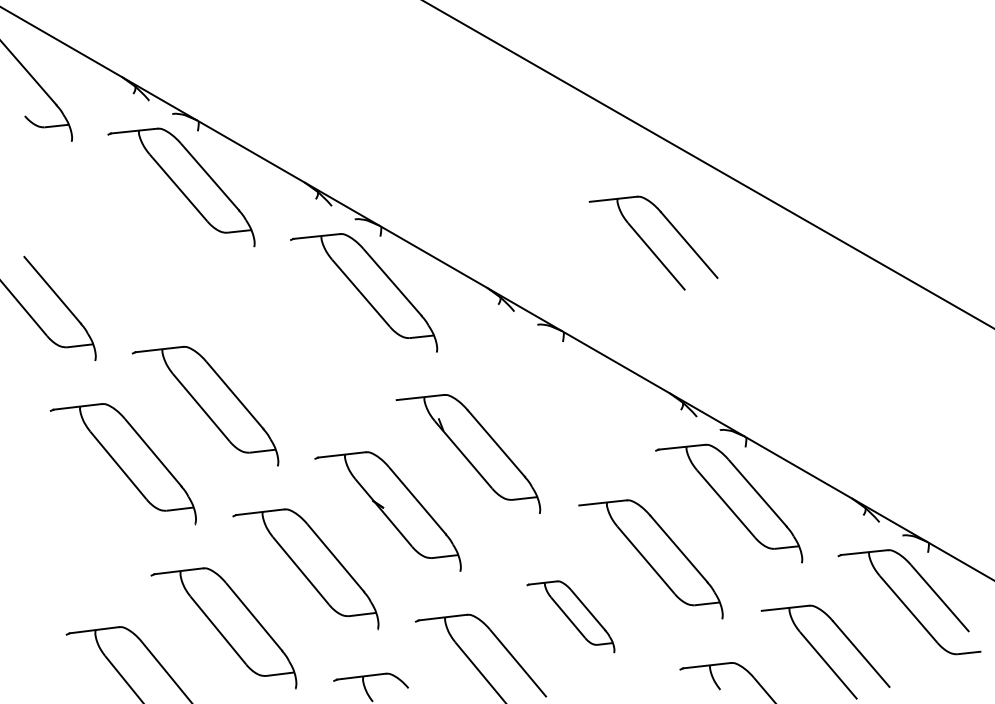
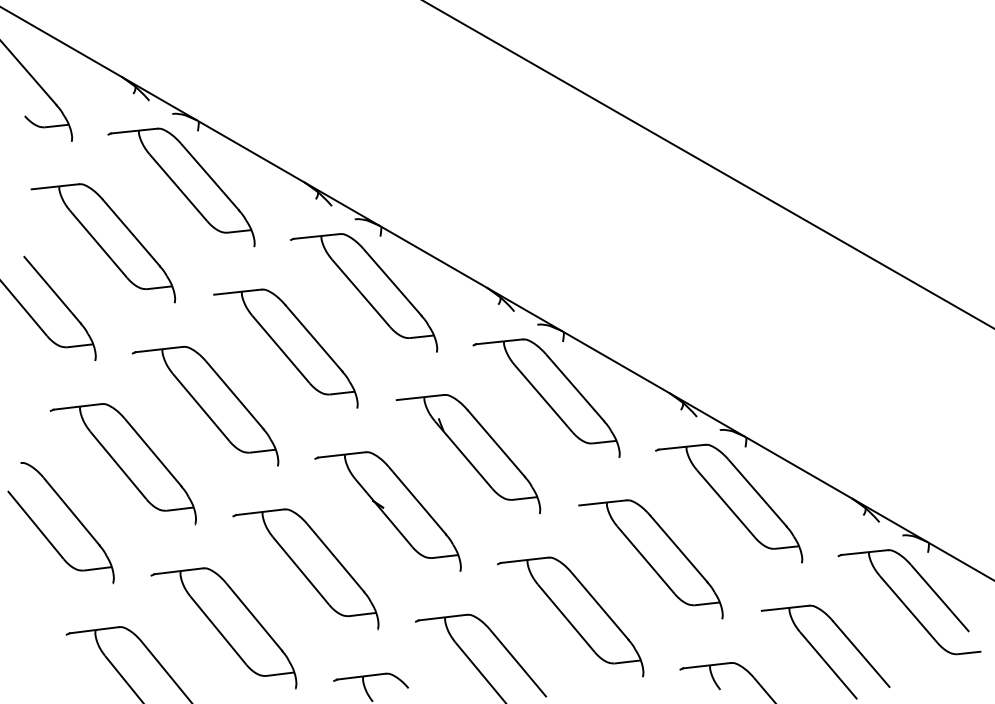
part: present -> none (653, 242)
part: none -> present (102, 243)
part: none -> present (285, 348)
part: none -> present (546, 397)
part: none -> present (72, 514)
part size: 90x74 px -> 148x122 px (570, 616)
